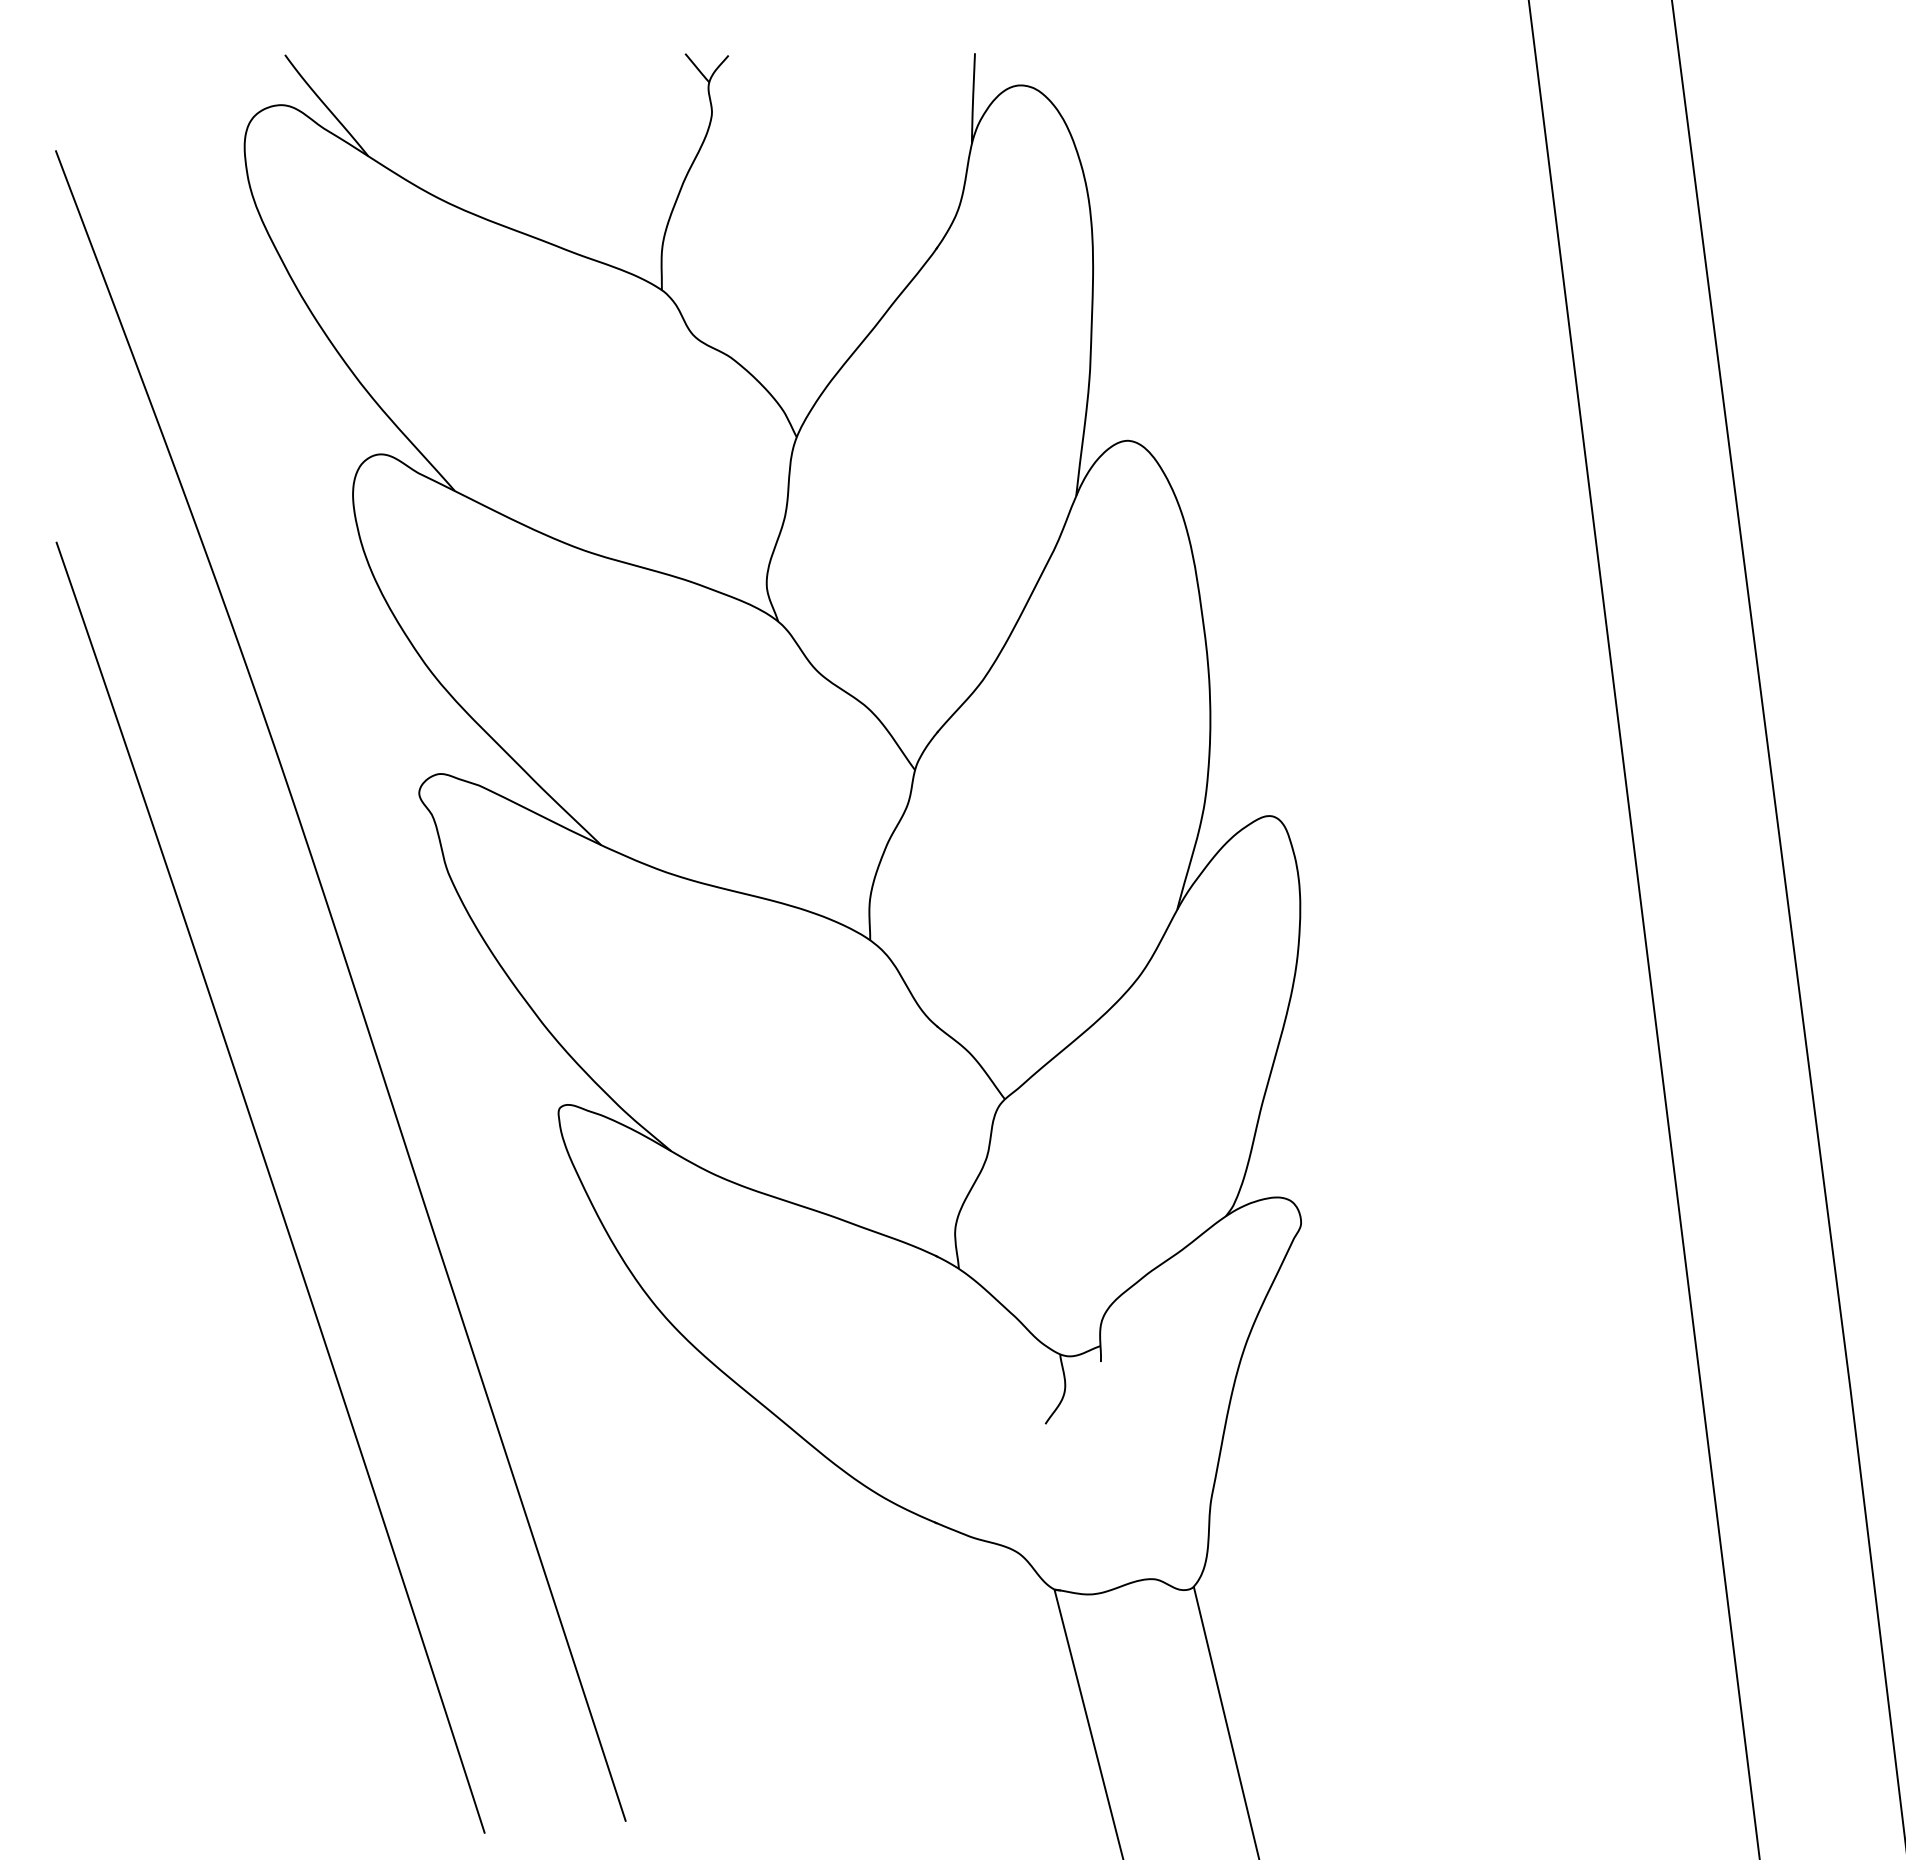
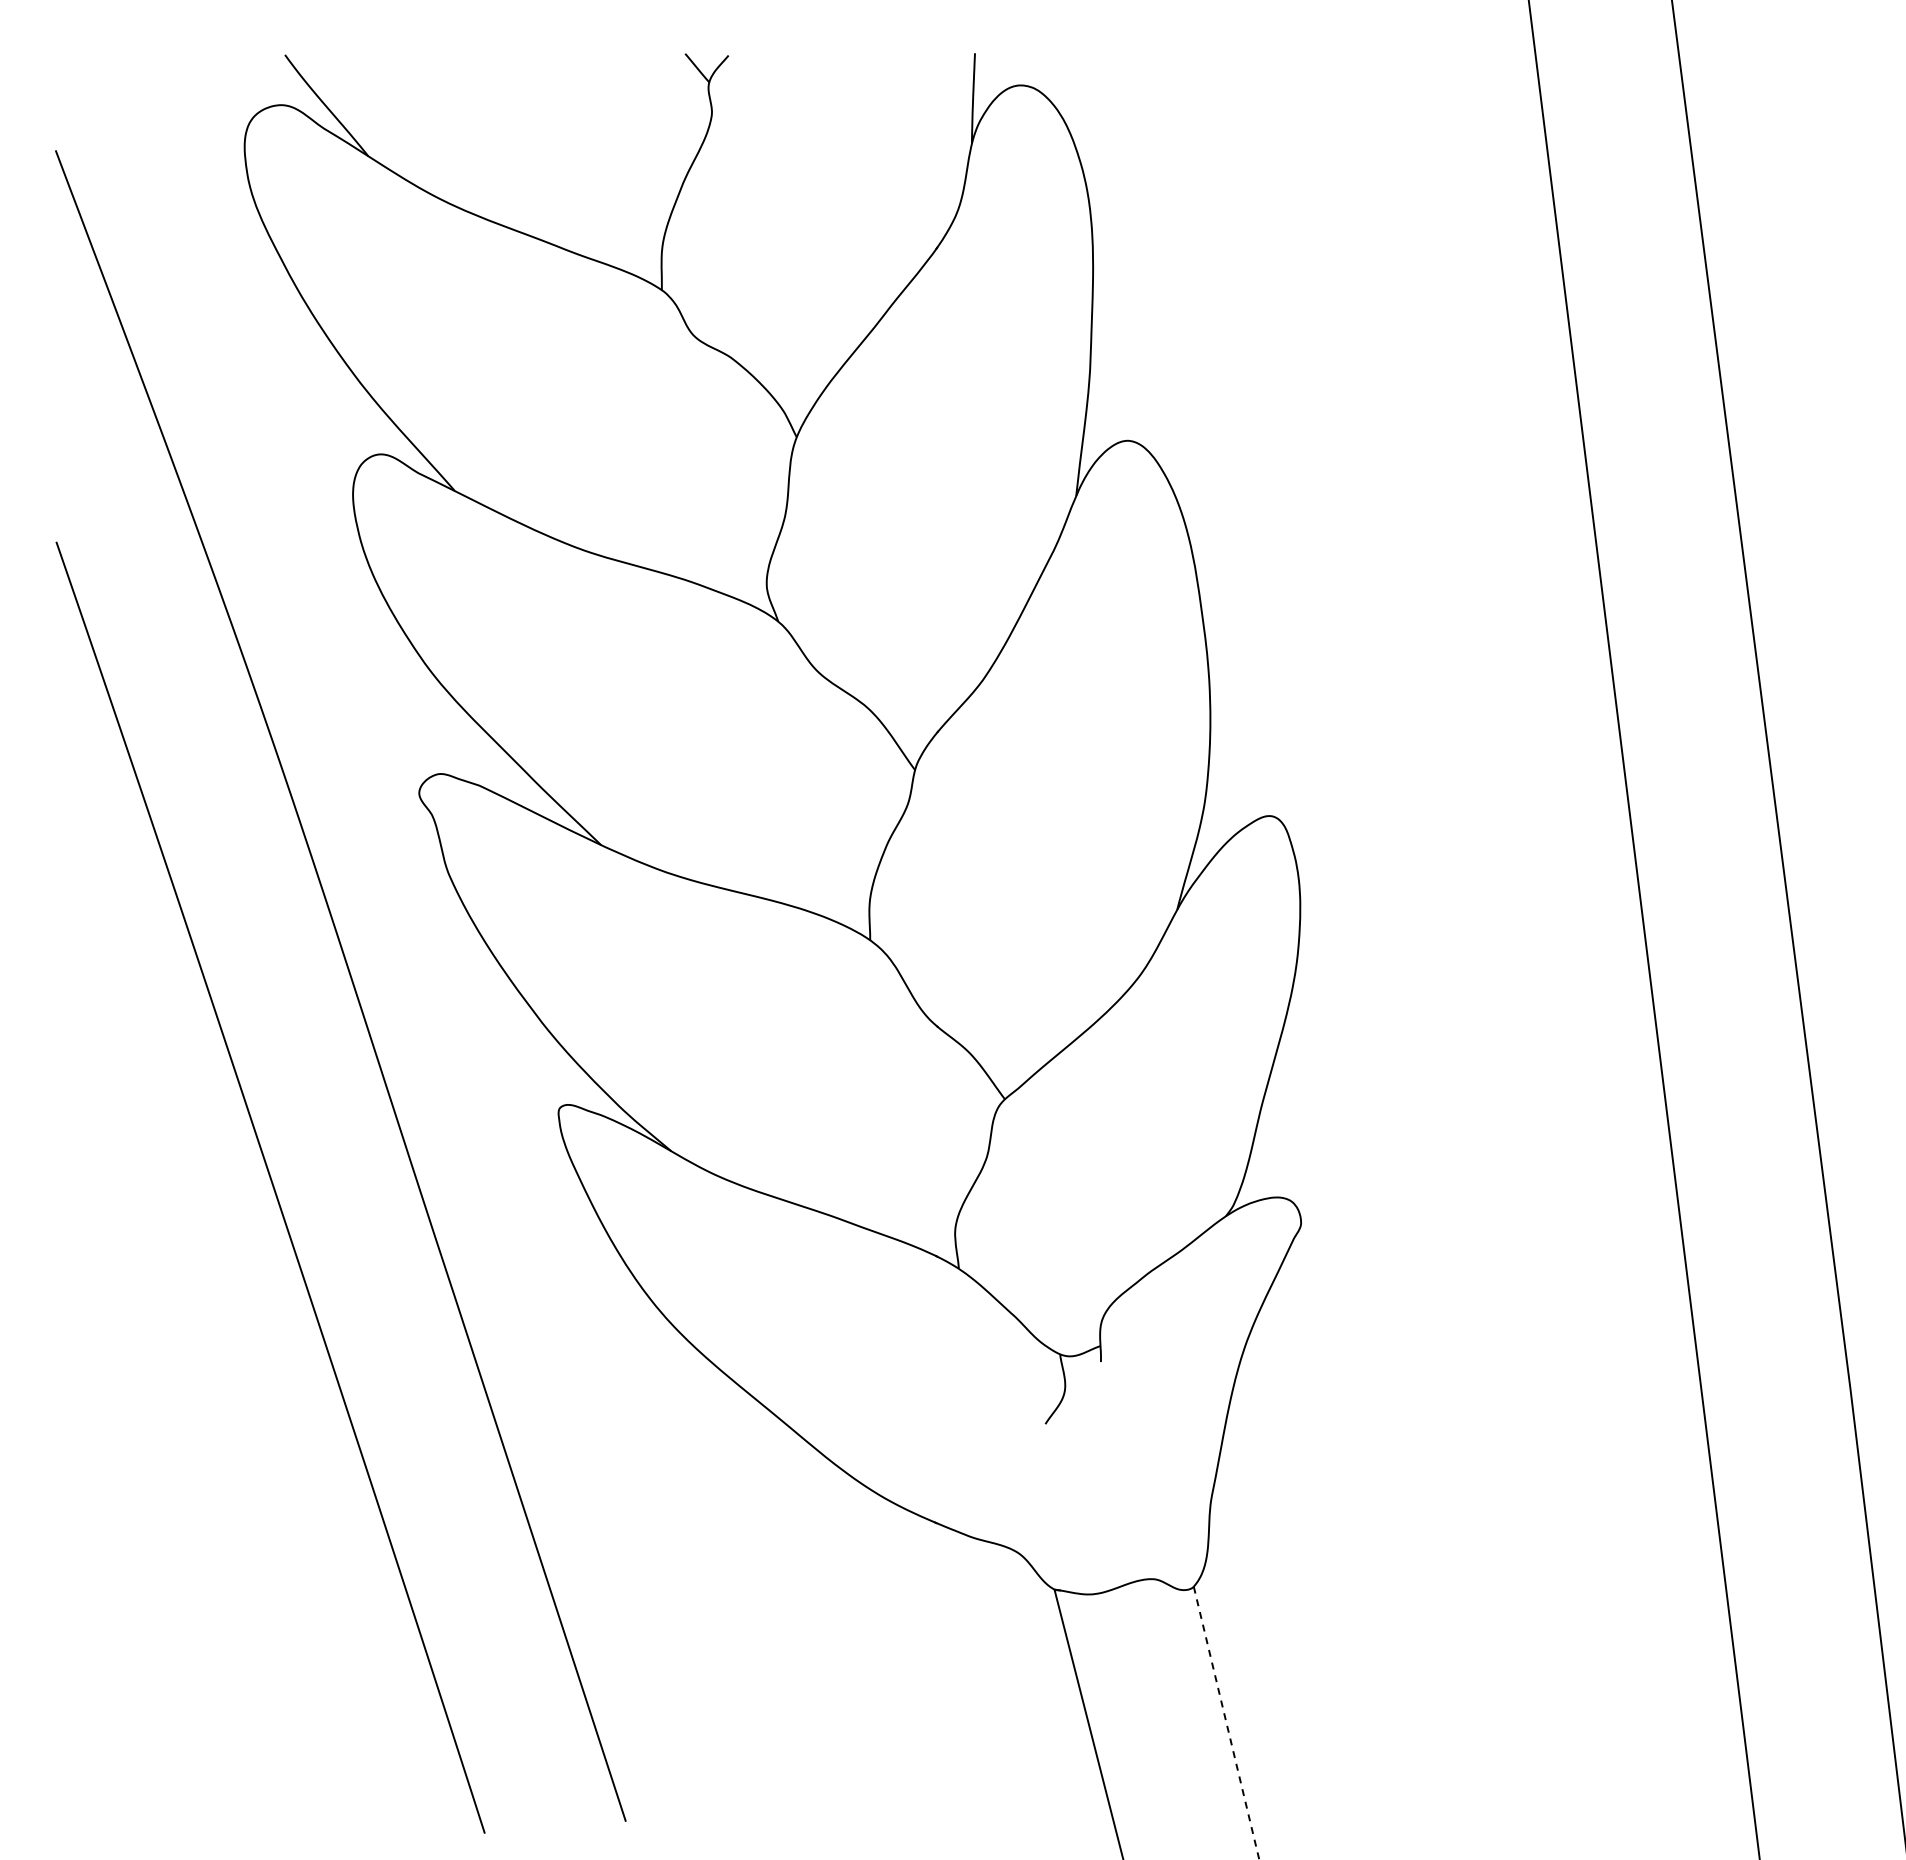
line: solid -> dashed (1226, 1723)
